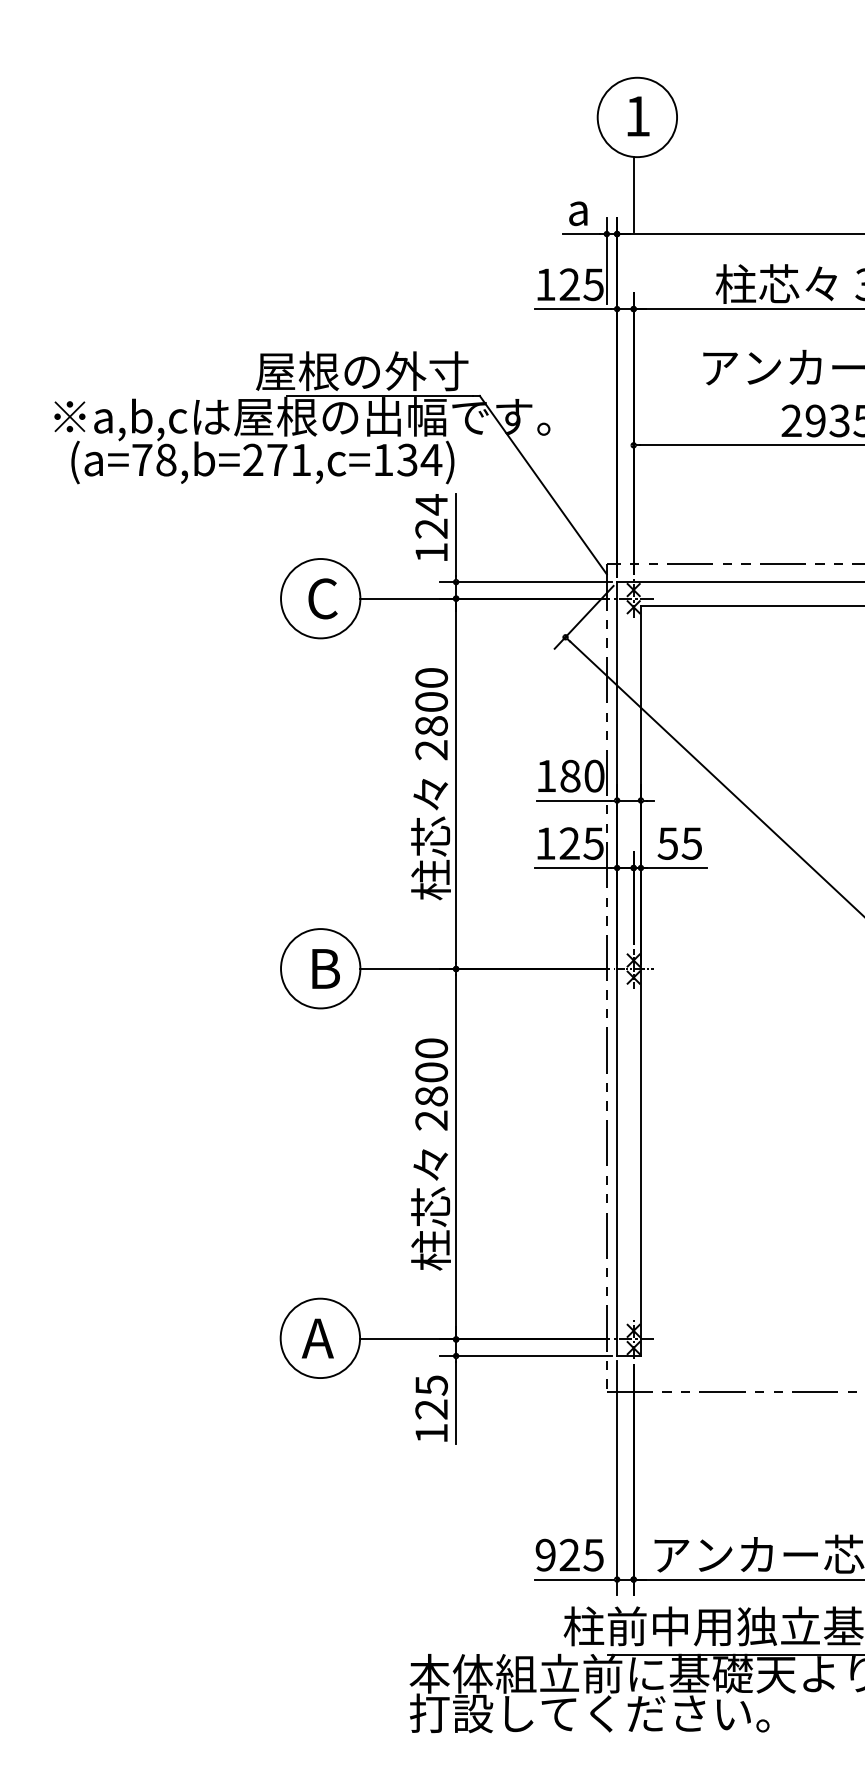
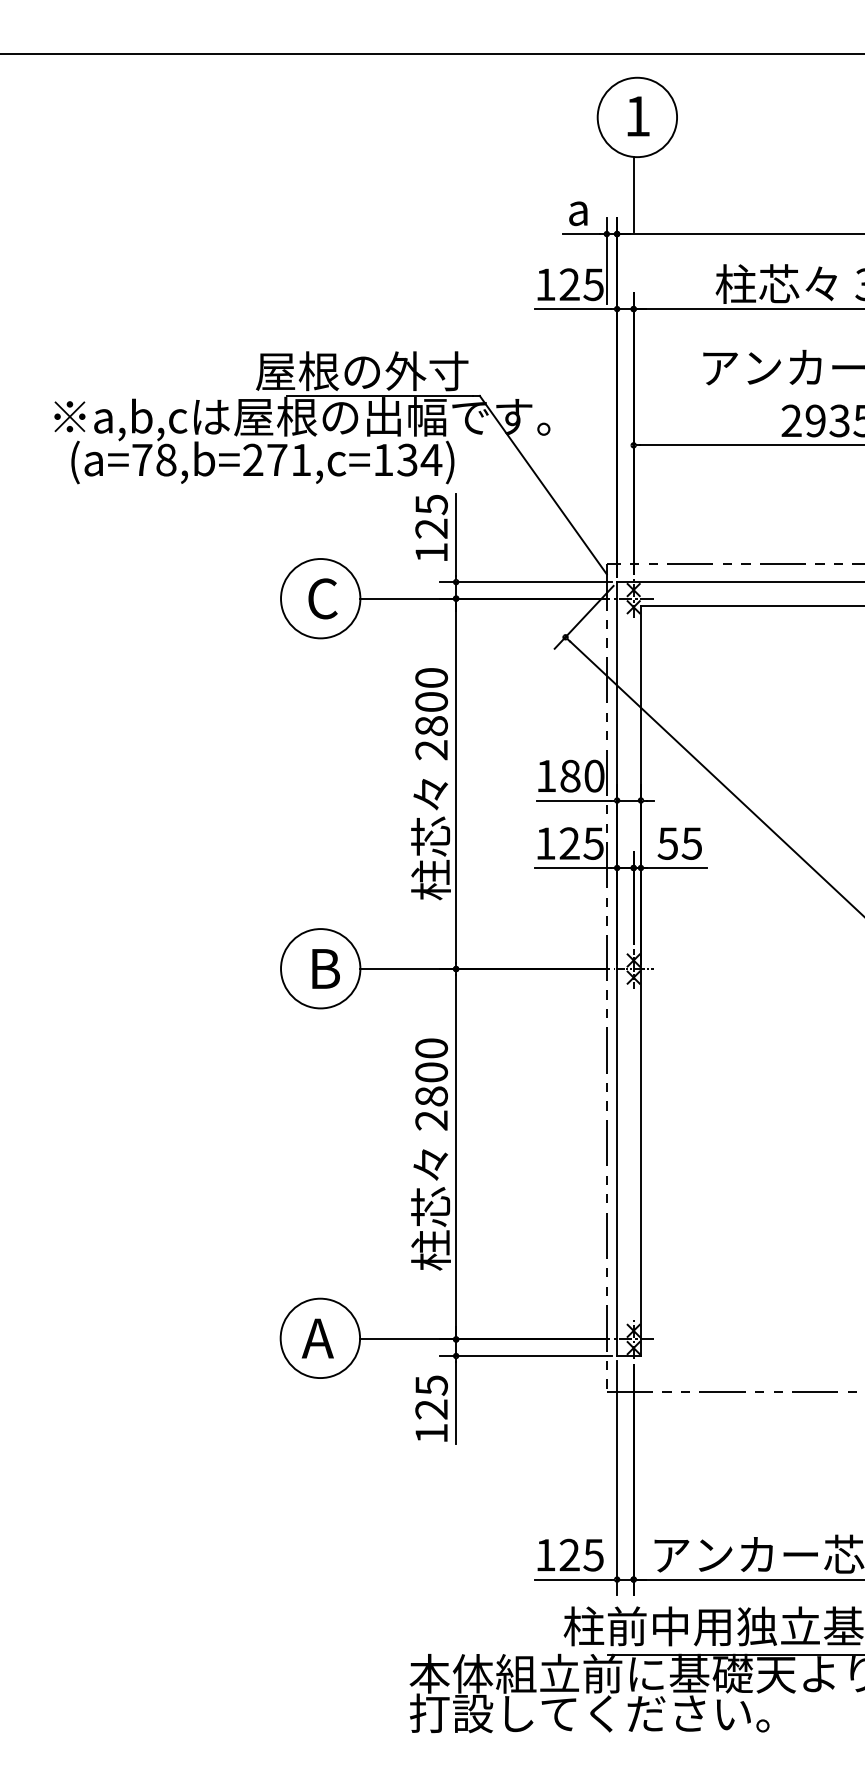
line: none -> present (431, 53)
text: 124 -> 125 (431, 504)
text: 925 -> 125 (545, 1554)
